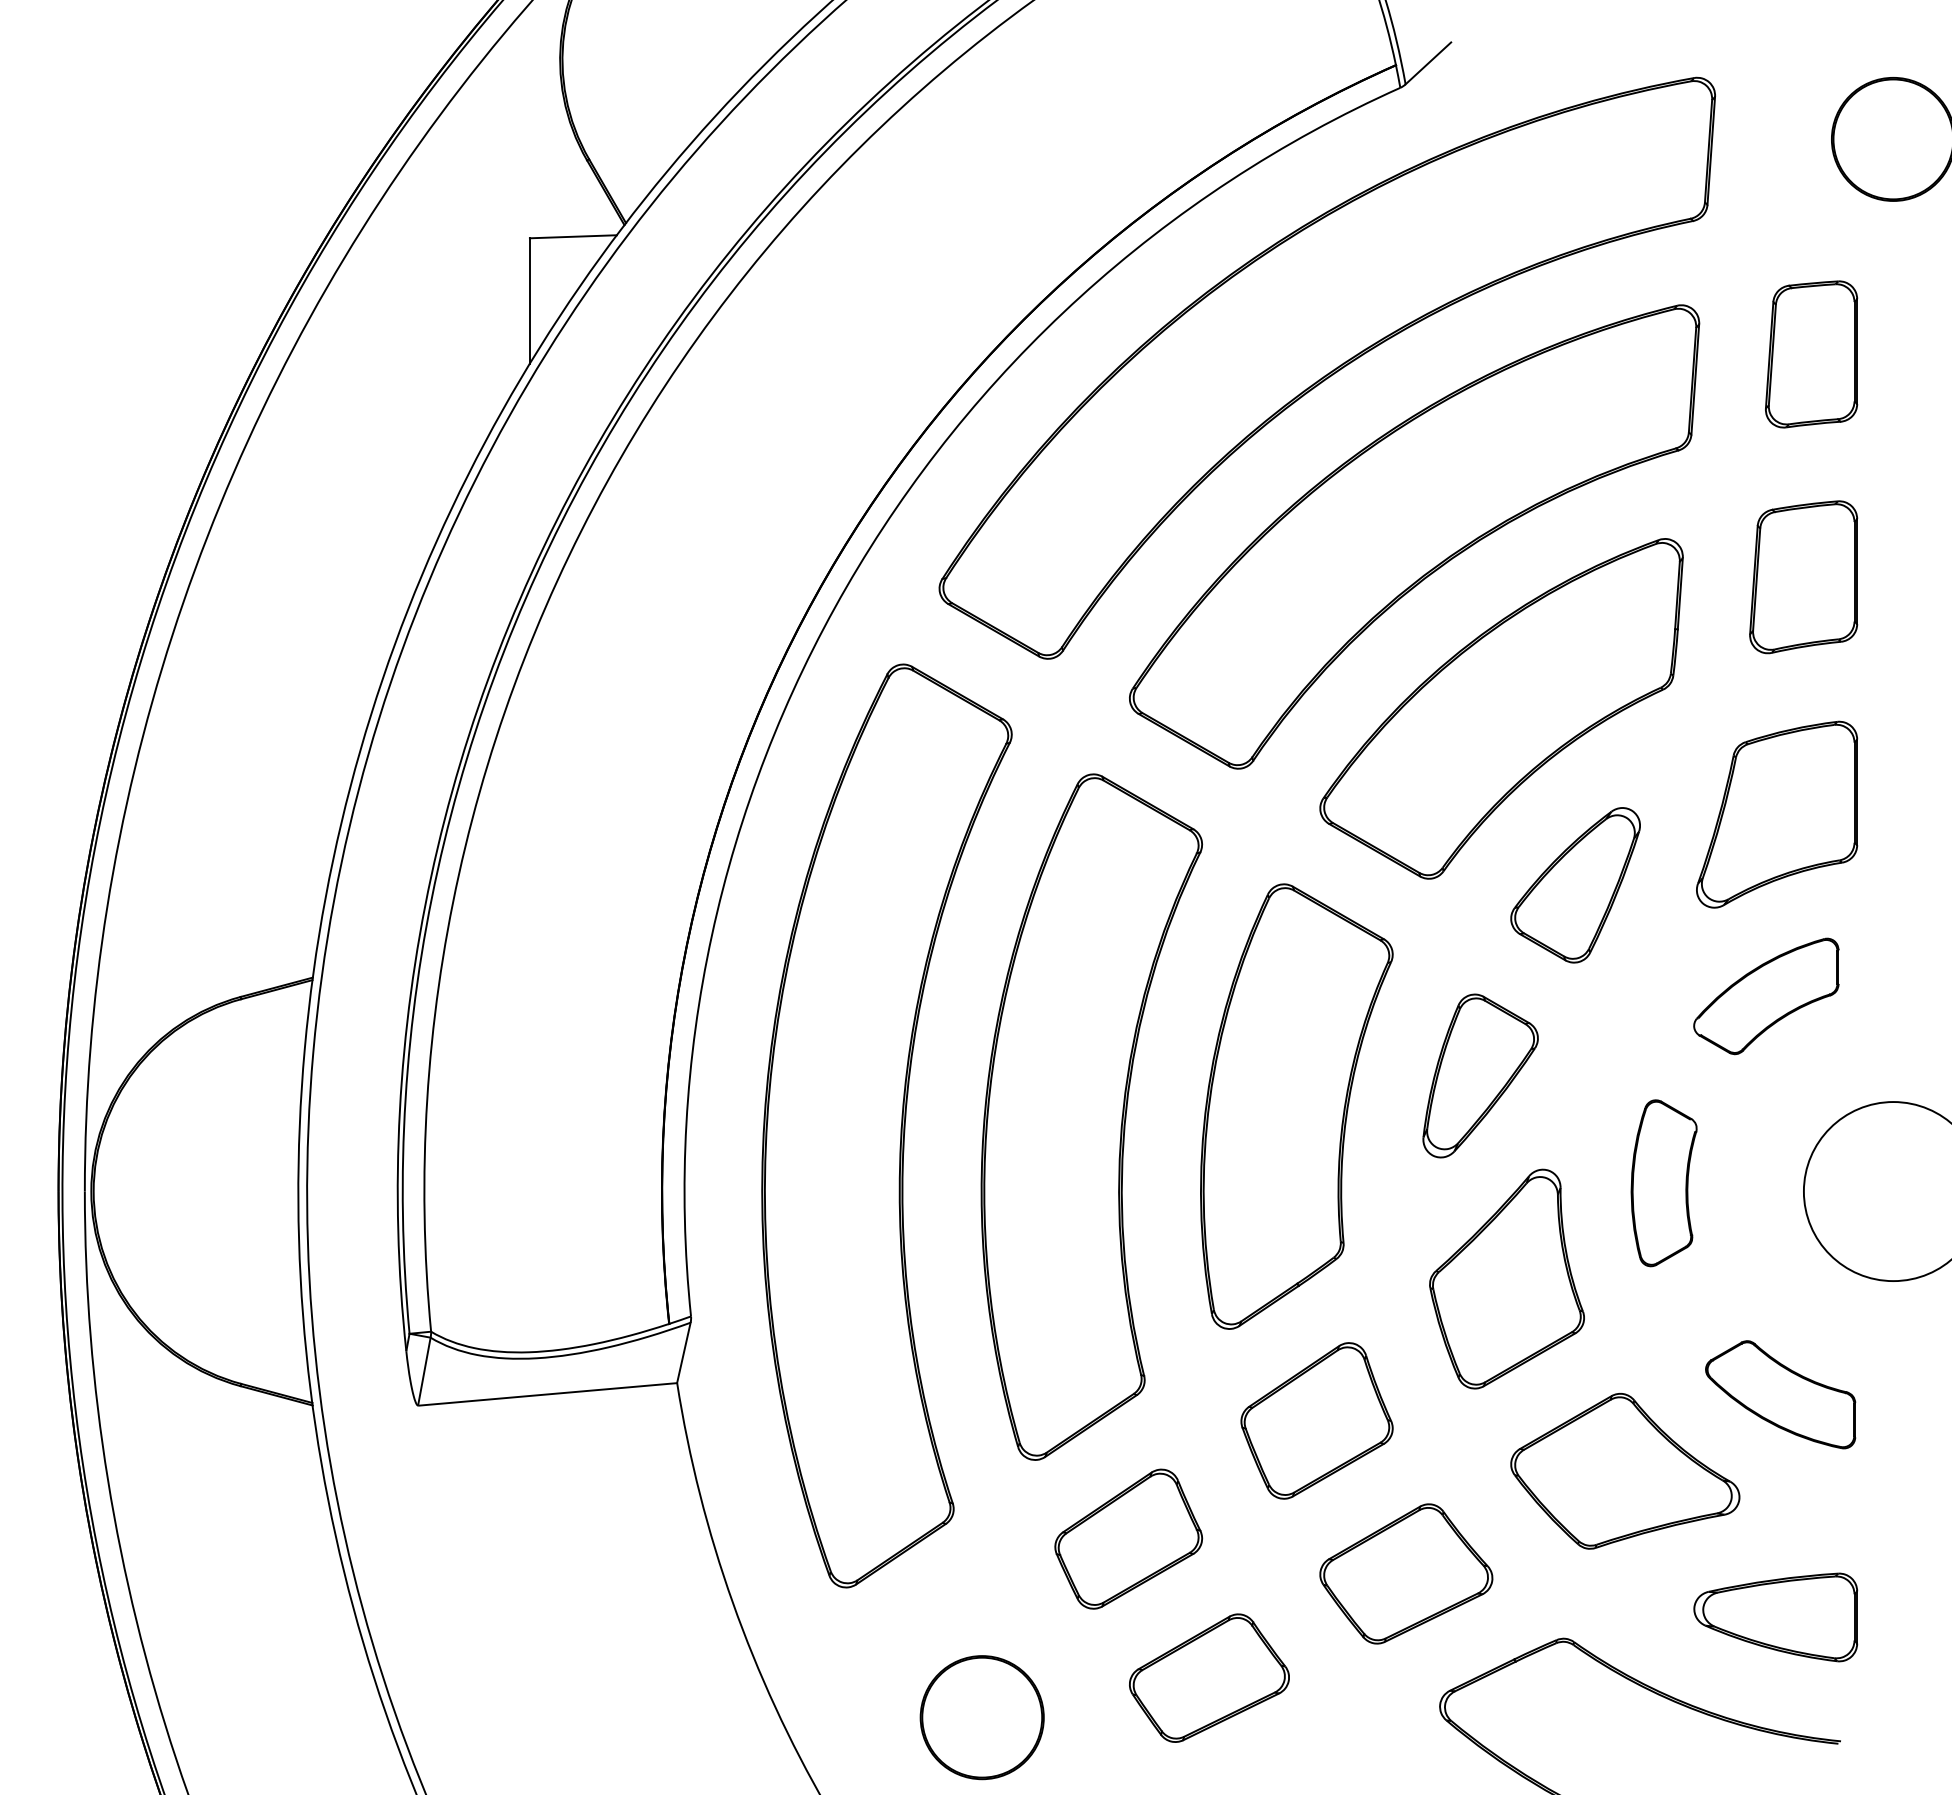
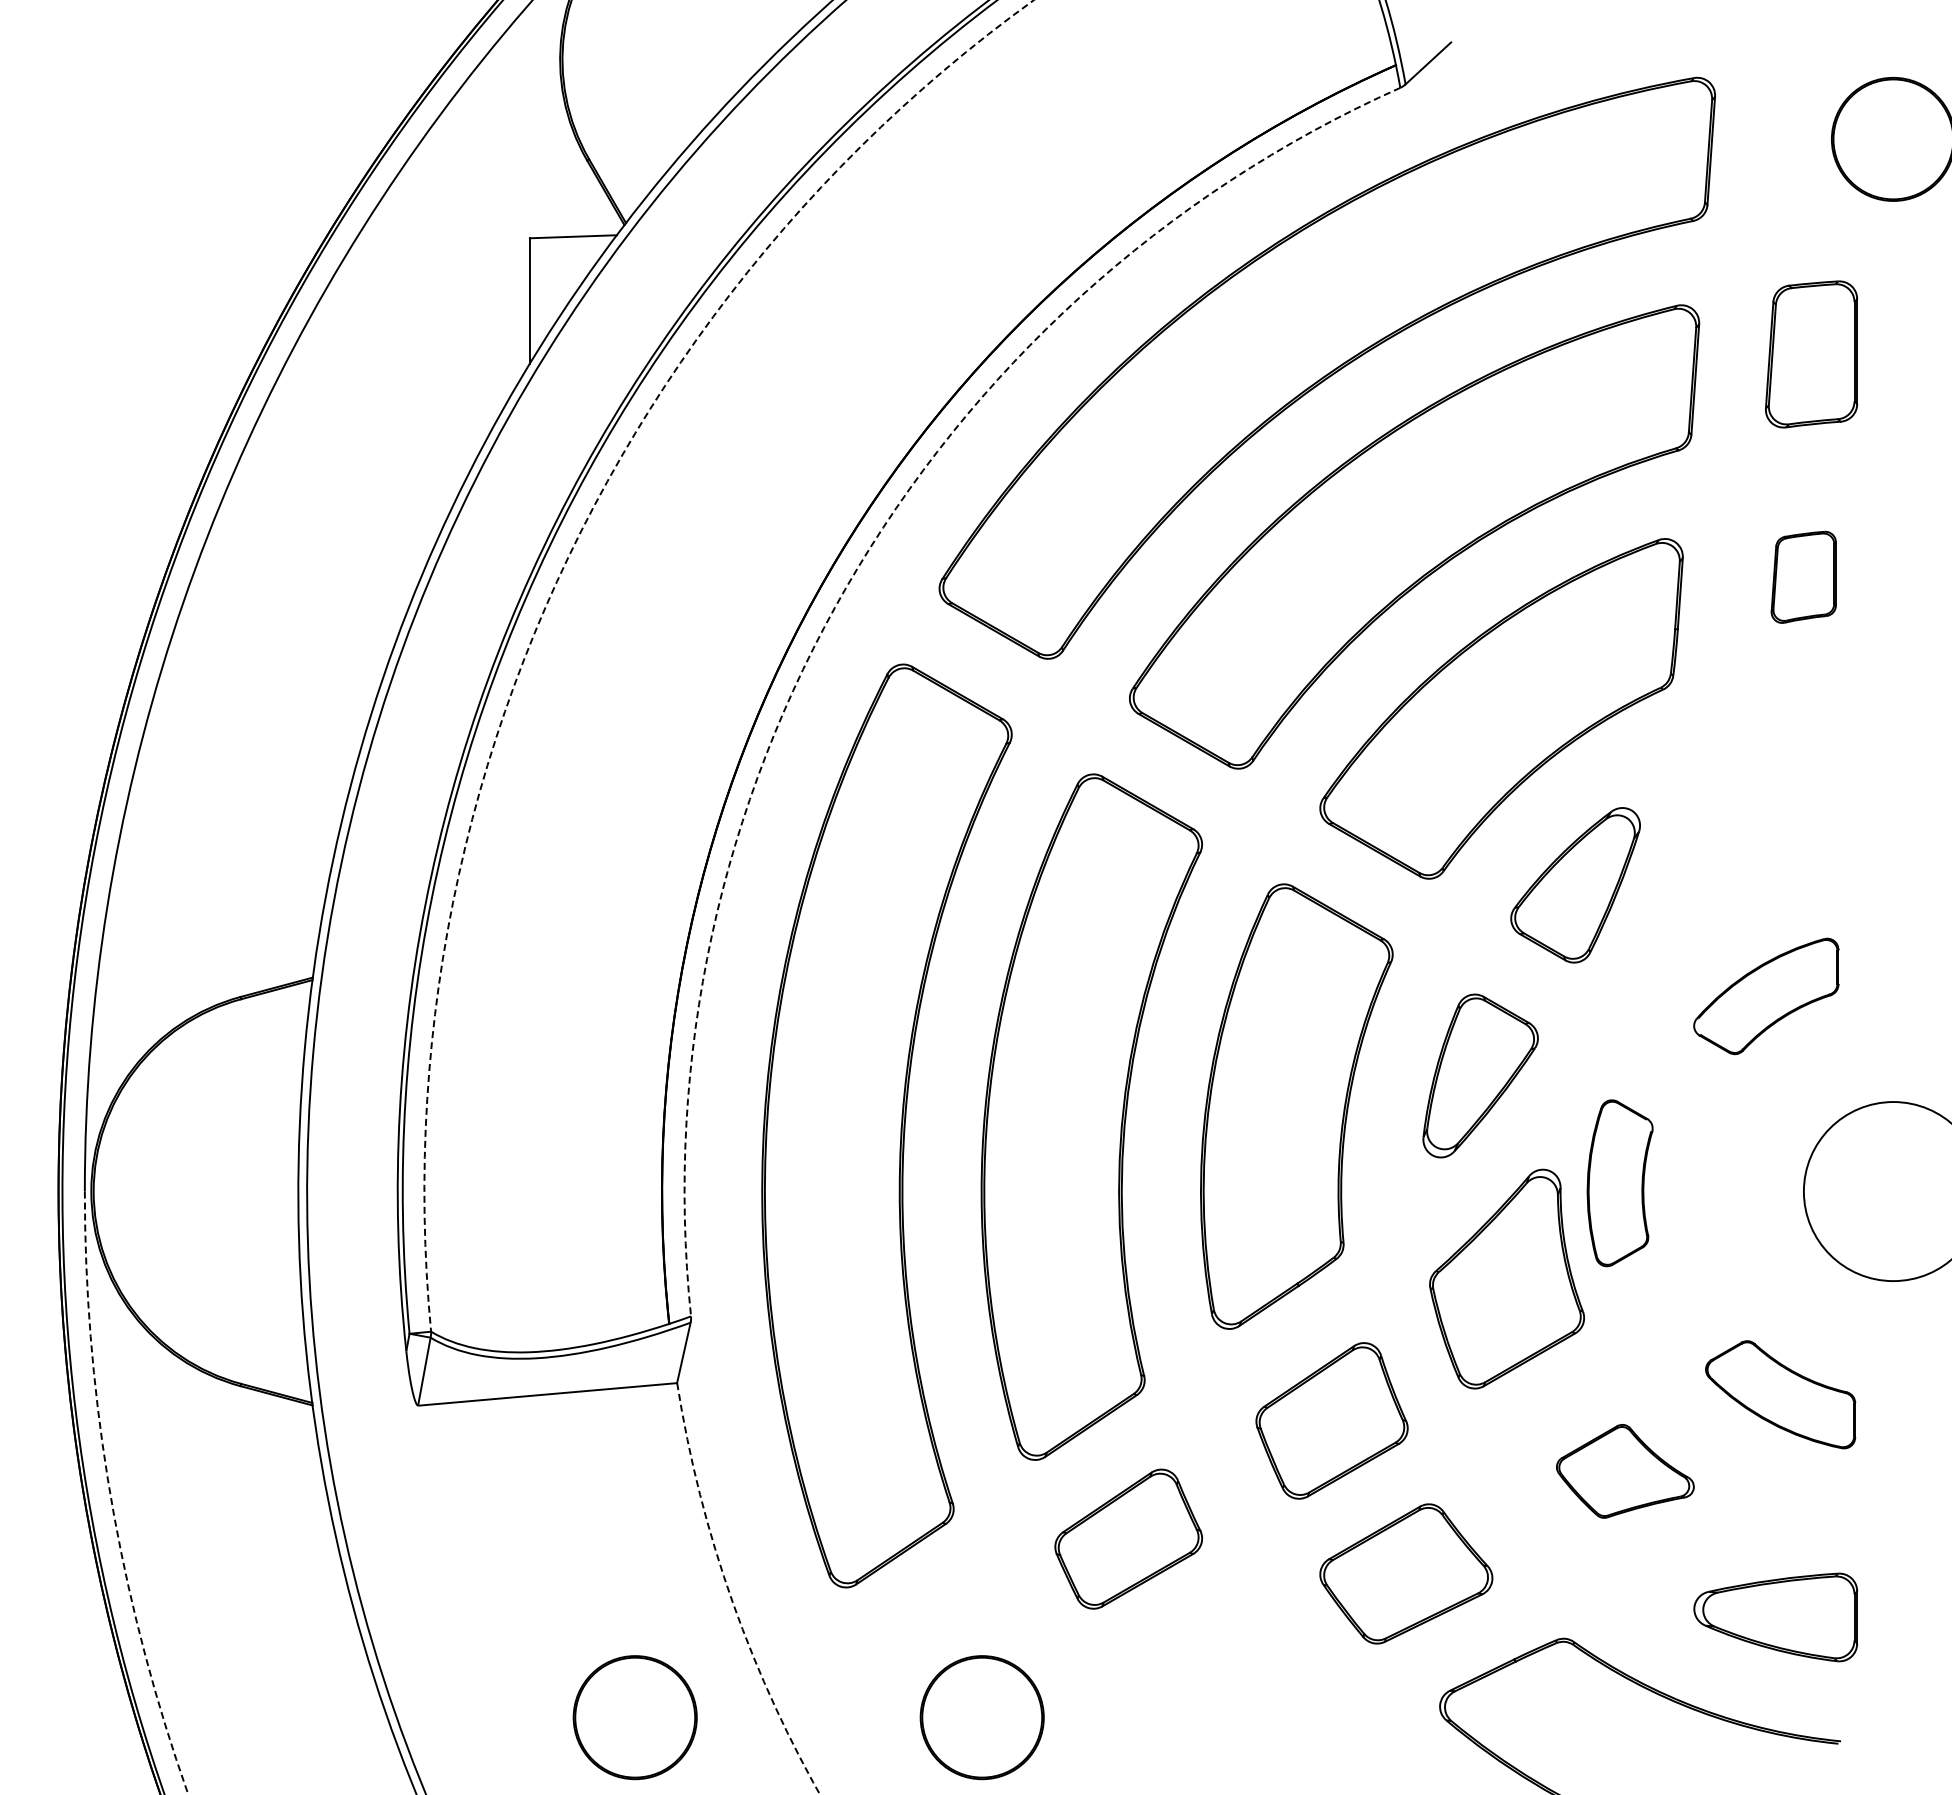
part size: 110x155 px -> 67x94 px (1803, 576)
arc: solid -> dashed (556, 582)
arc: solid -> dashed (846, 587)
part: present -> none (1777, 814)
part position: (1663, 1183) -> (1619, 1183) (1619, 1183)
part position: (1316, 1420) -> (1331, 1420) (1331, 1420)
part size: 231x157 px -> 139x95 px (1625, 1471)
arc: solid -> dashed (110, 1495)
arc: solid -> dashed (730, 1596)
part: present -> none (1209, 1677)
part: none -> present (634, 1717)
